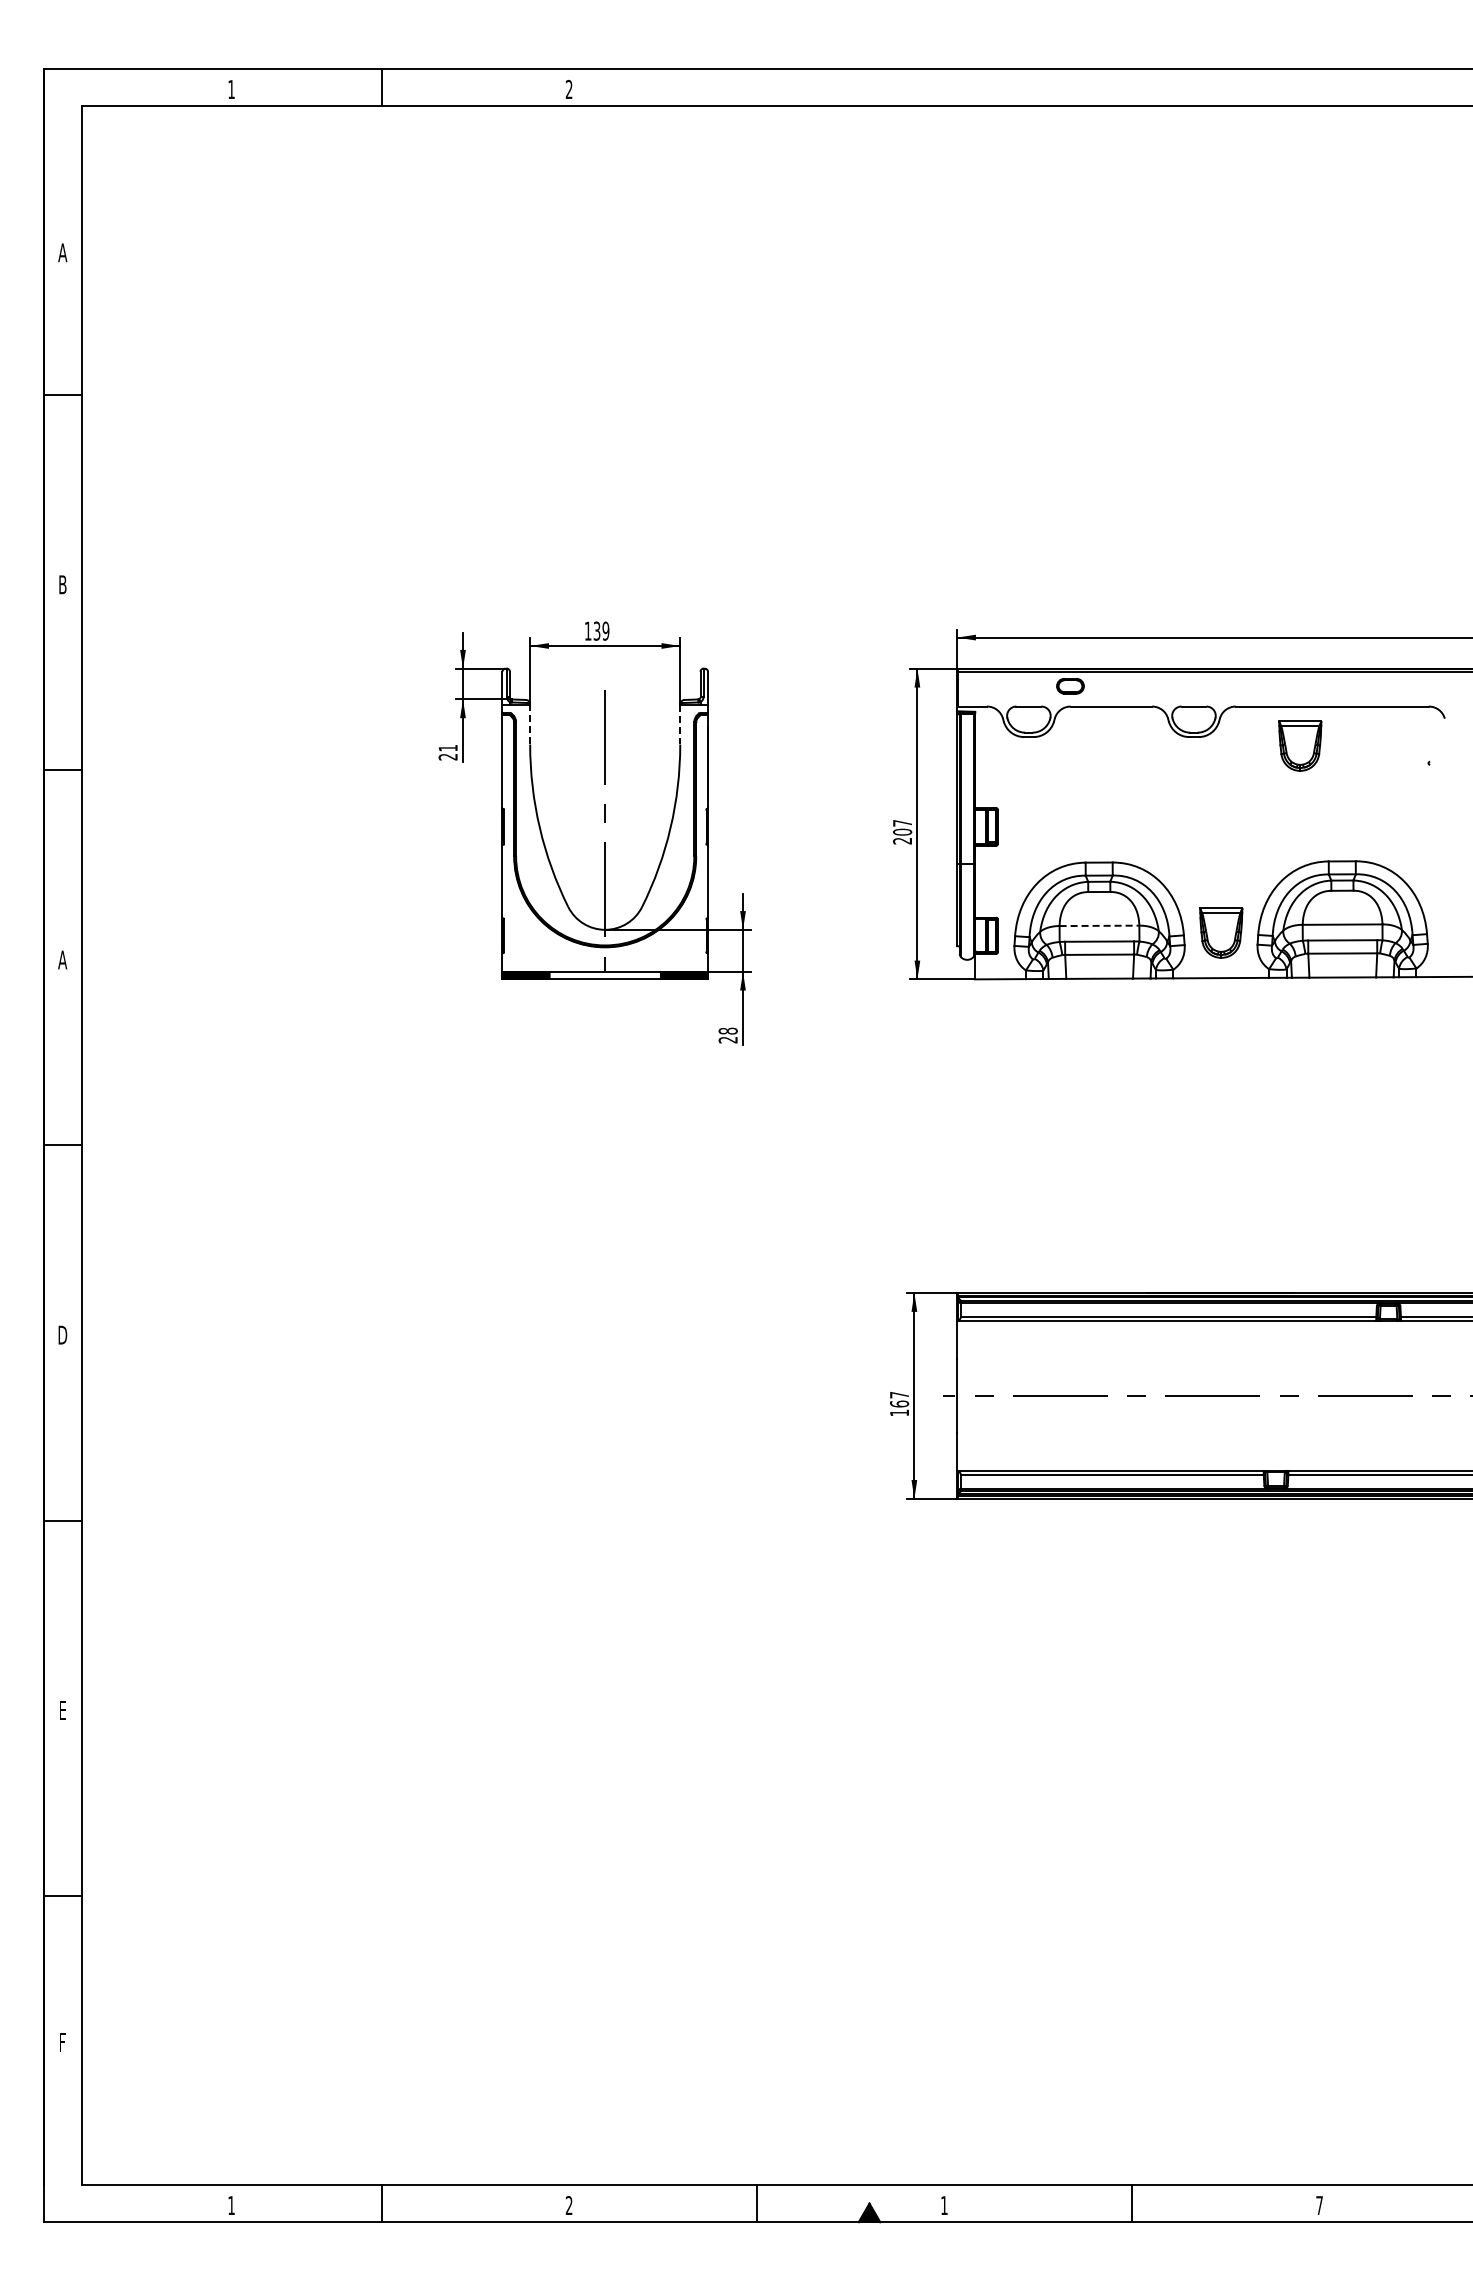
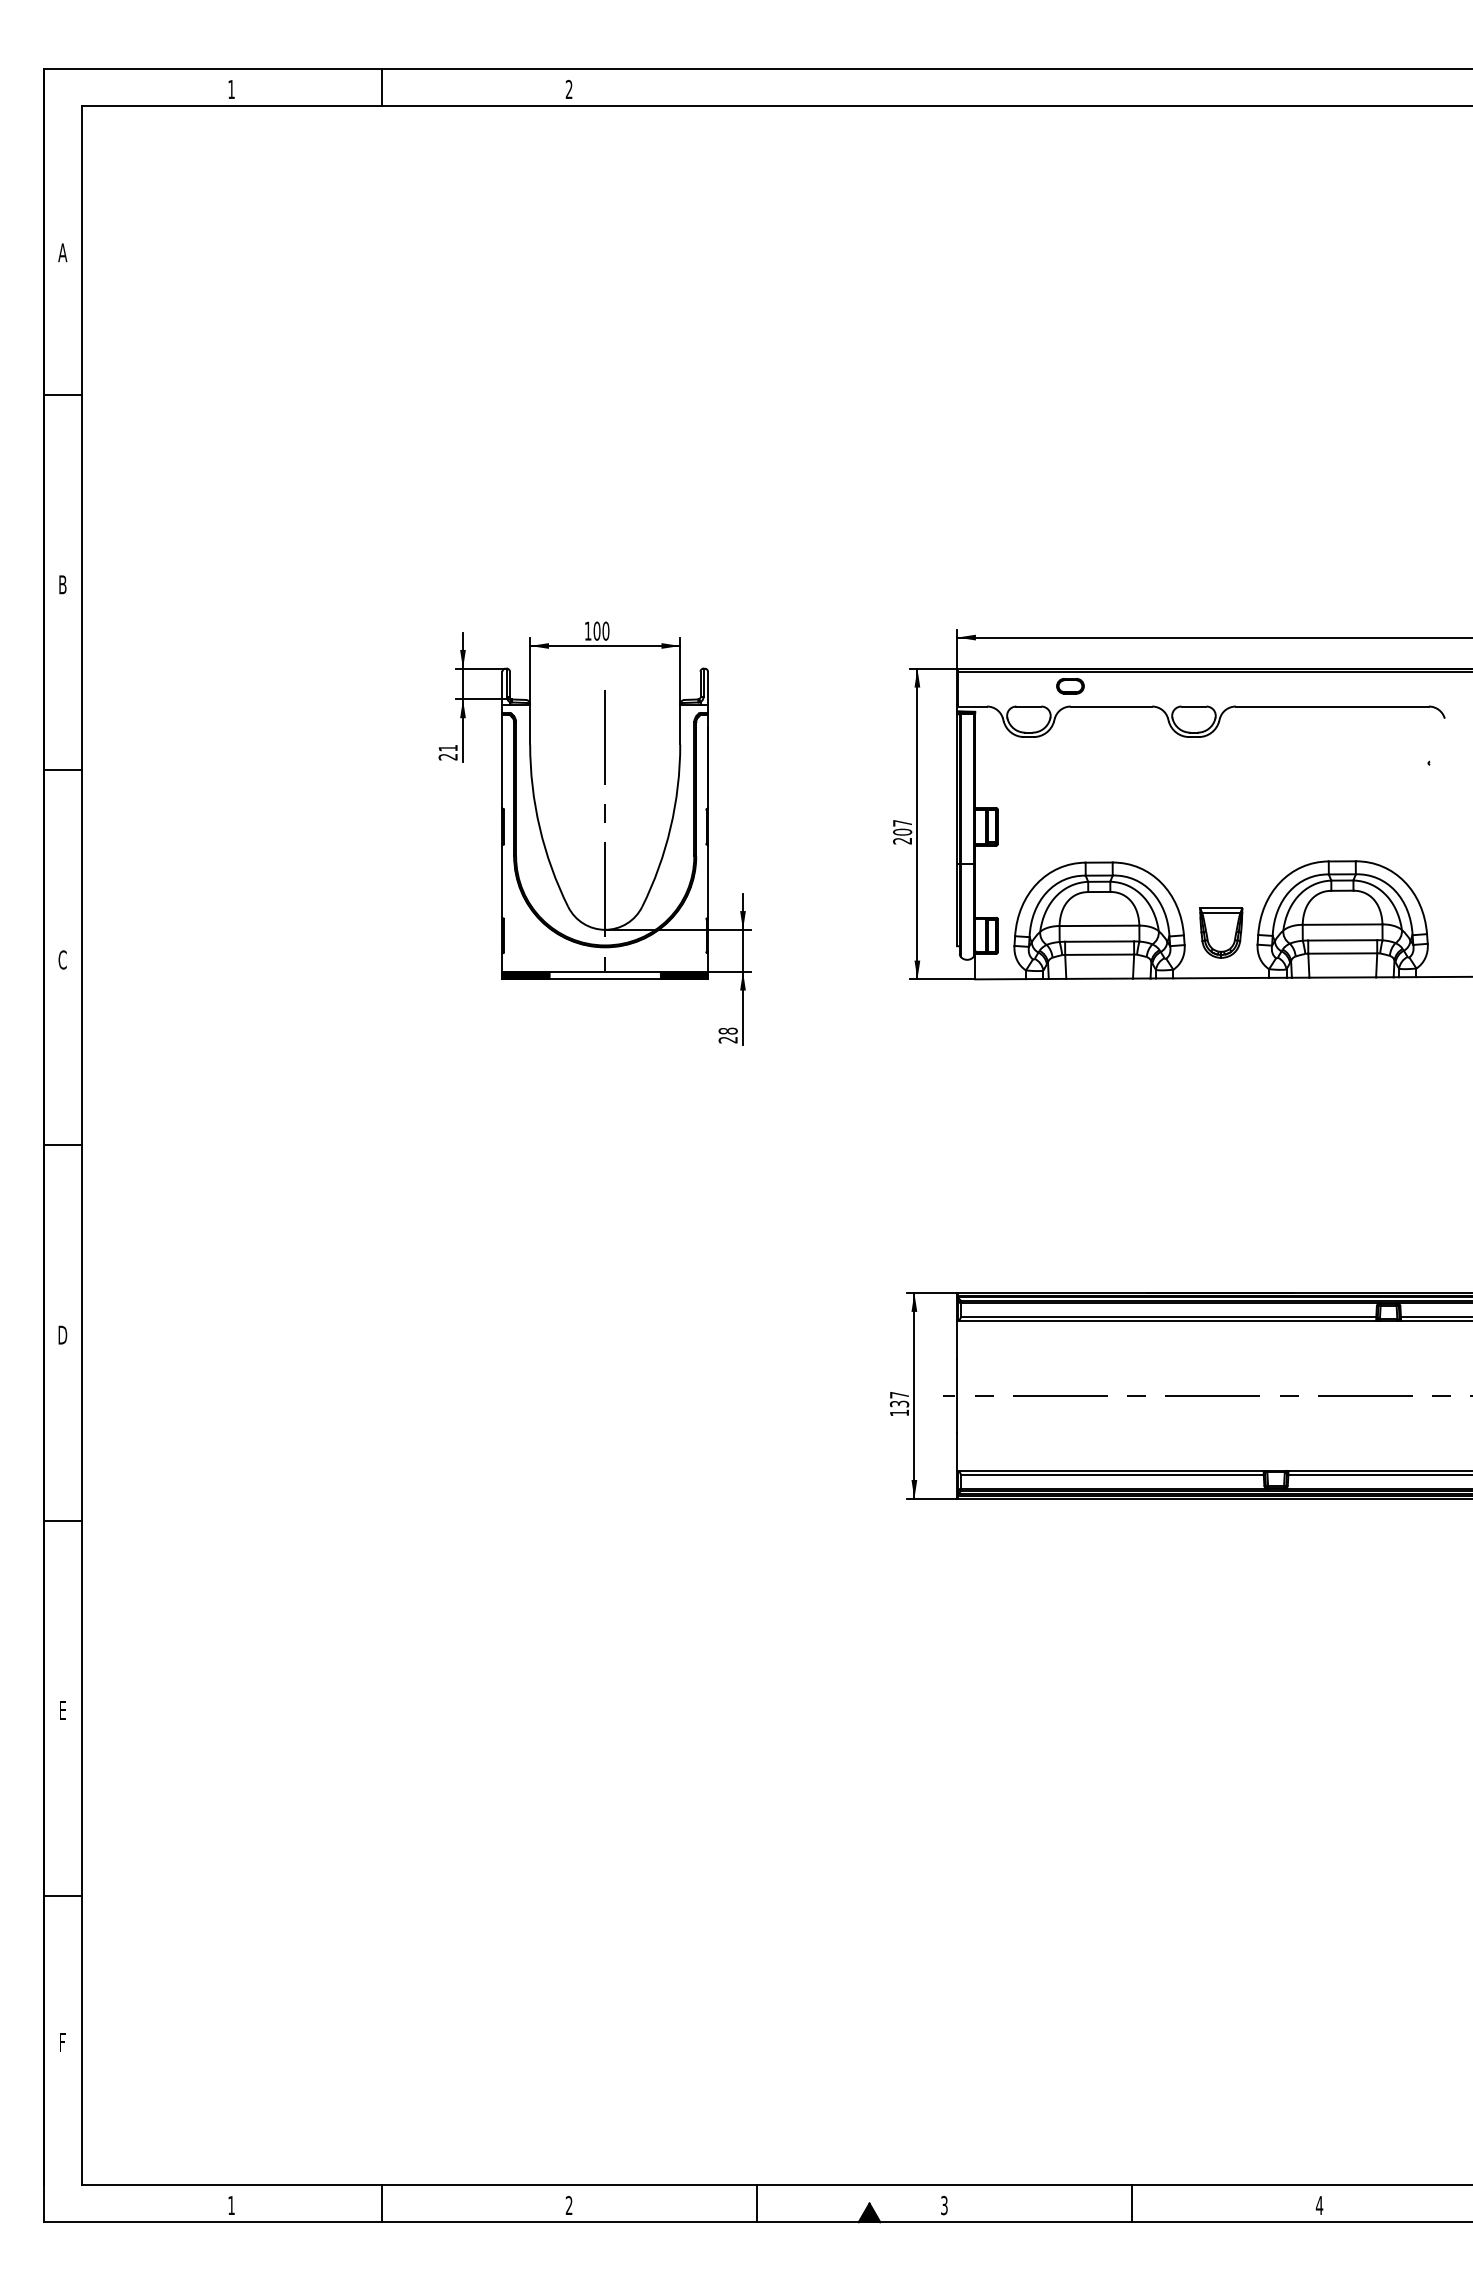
text: 139 -> 100 (601, 630)
line: dashed -> solid (530, 724)
line: dashed -> solid (680, 724)
part: present -> none (1300, 745)
line: dashed -> solid (1099, 925)
text: A -> C (62, 959)
text: 167 -> 137 (899, 1403)
text: 1 -> 3 (944, 2205)
text: 7 -> 4 (1319, 2205)
